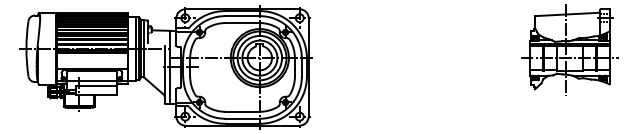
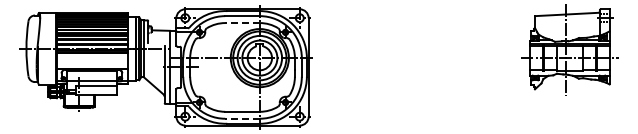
line: solid -> dashed (242, 23)
line: solid -> dashed (242, 118)
